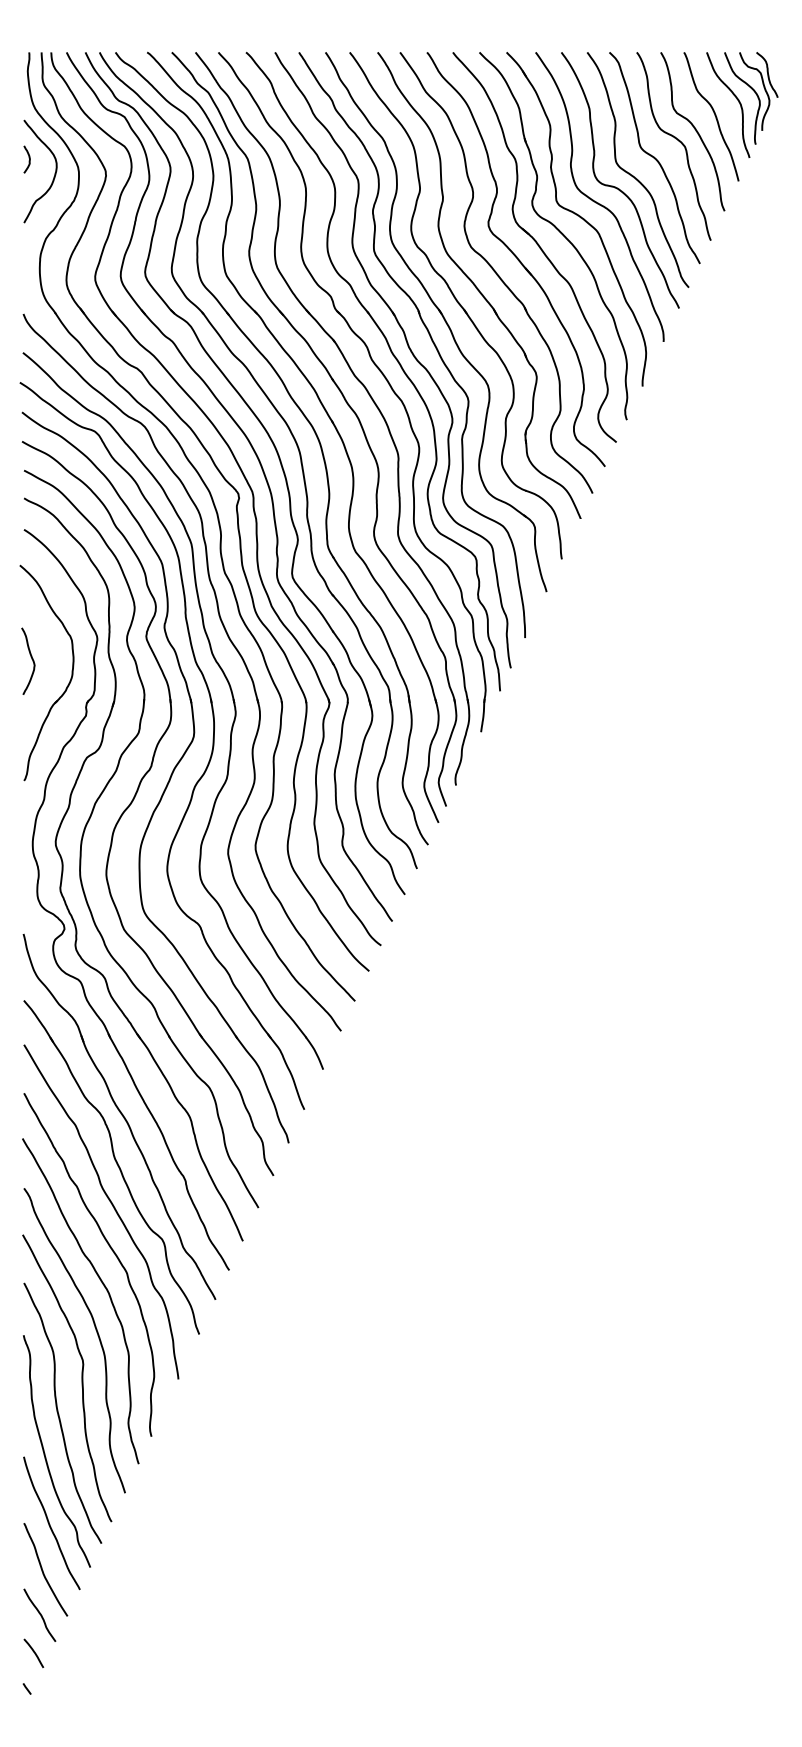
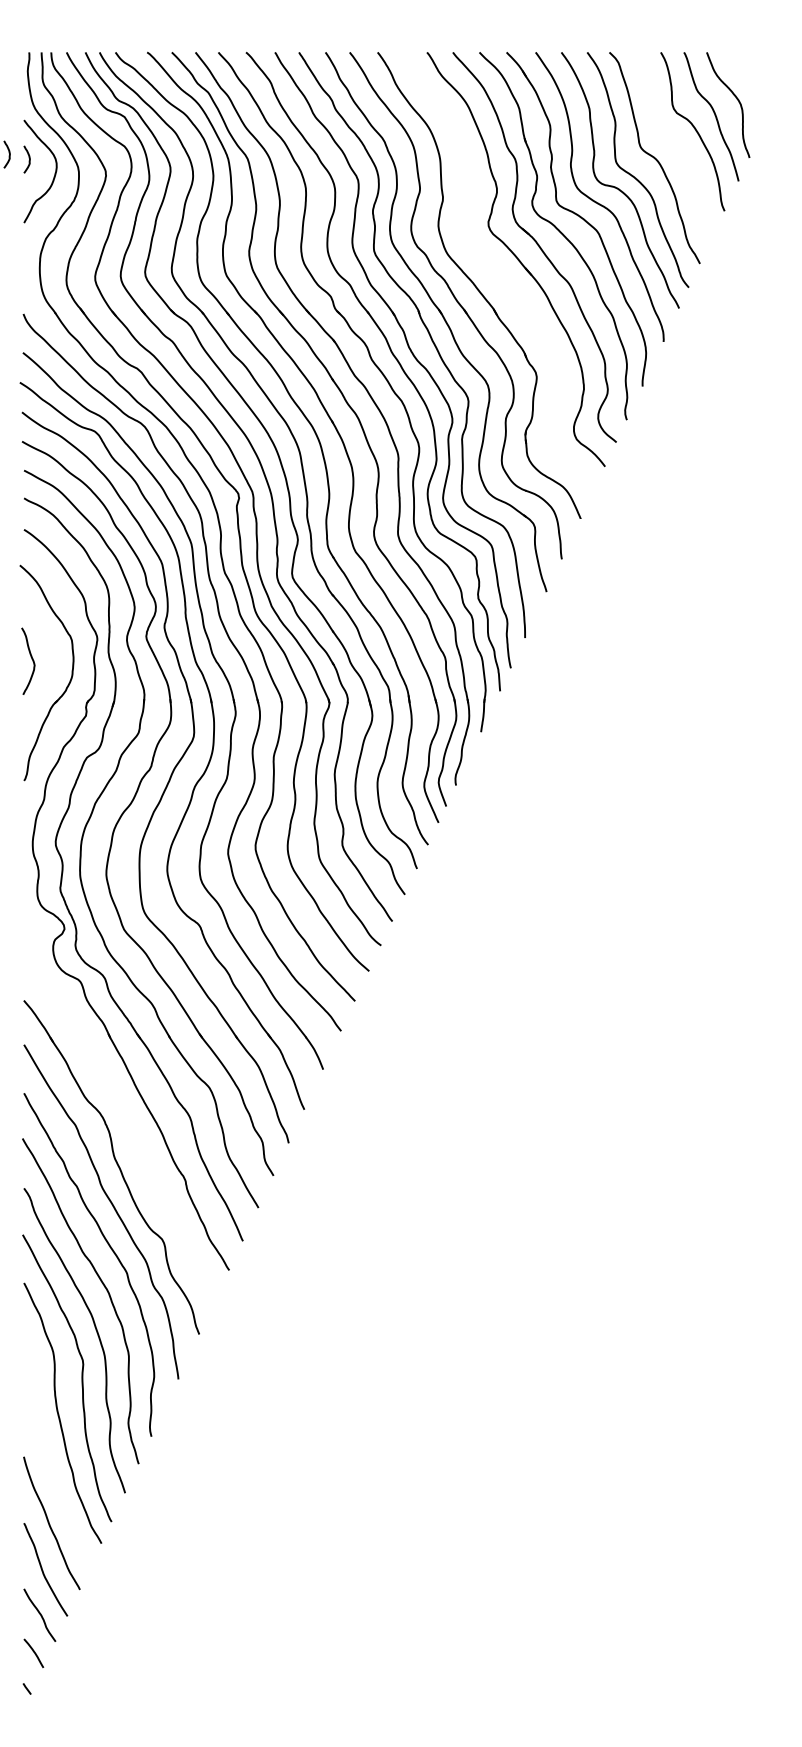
part: present -> none (751, 98)
curve: present -> none (678, 141)
curve: none -> present (8, 153)
part: present -> none (496, 272)
part: present -> none (119, 1116)
curve: present -> none (45, 1453)
